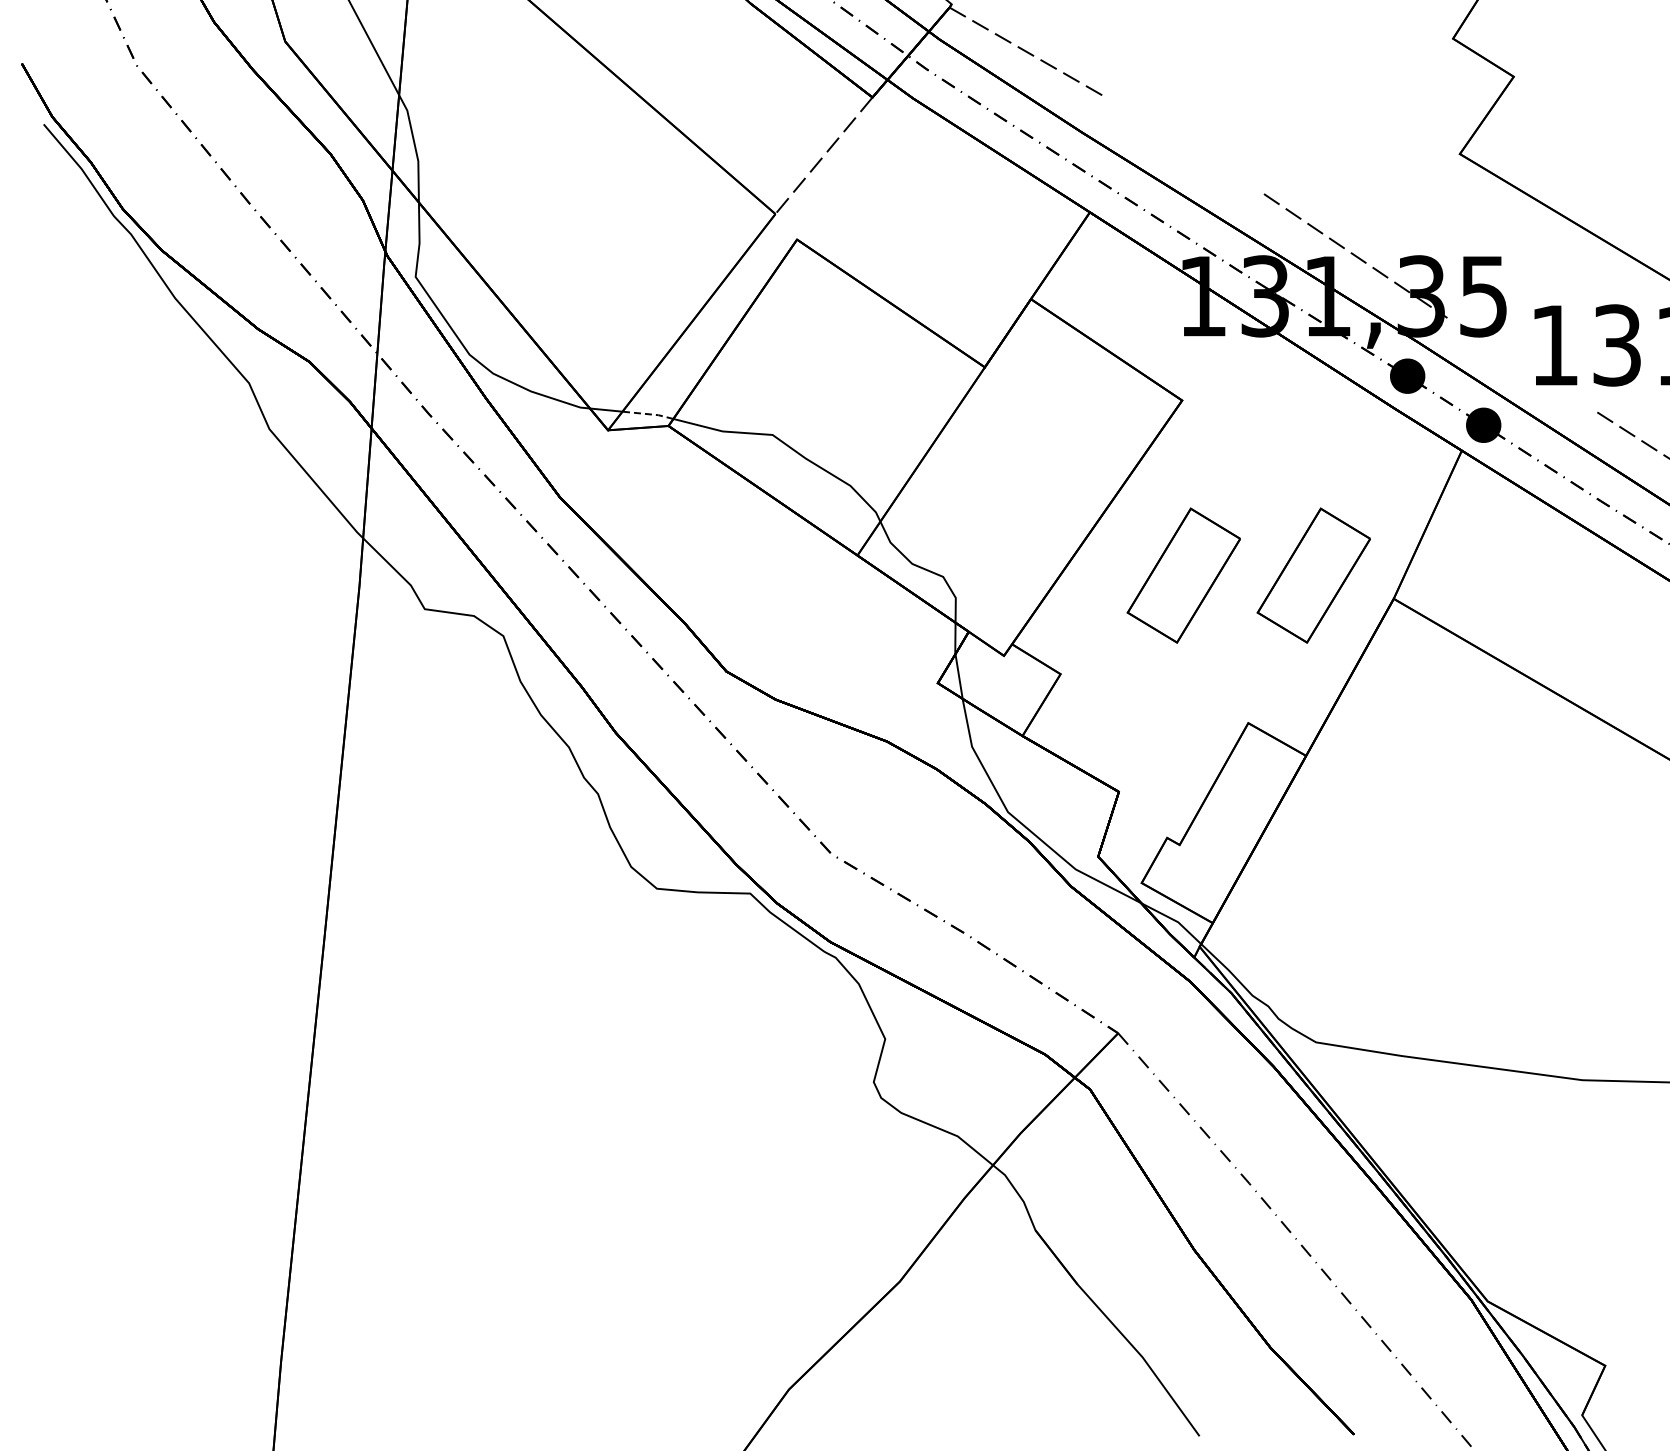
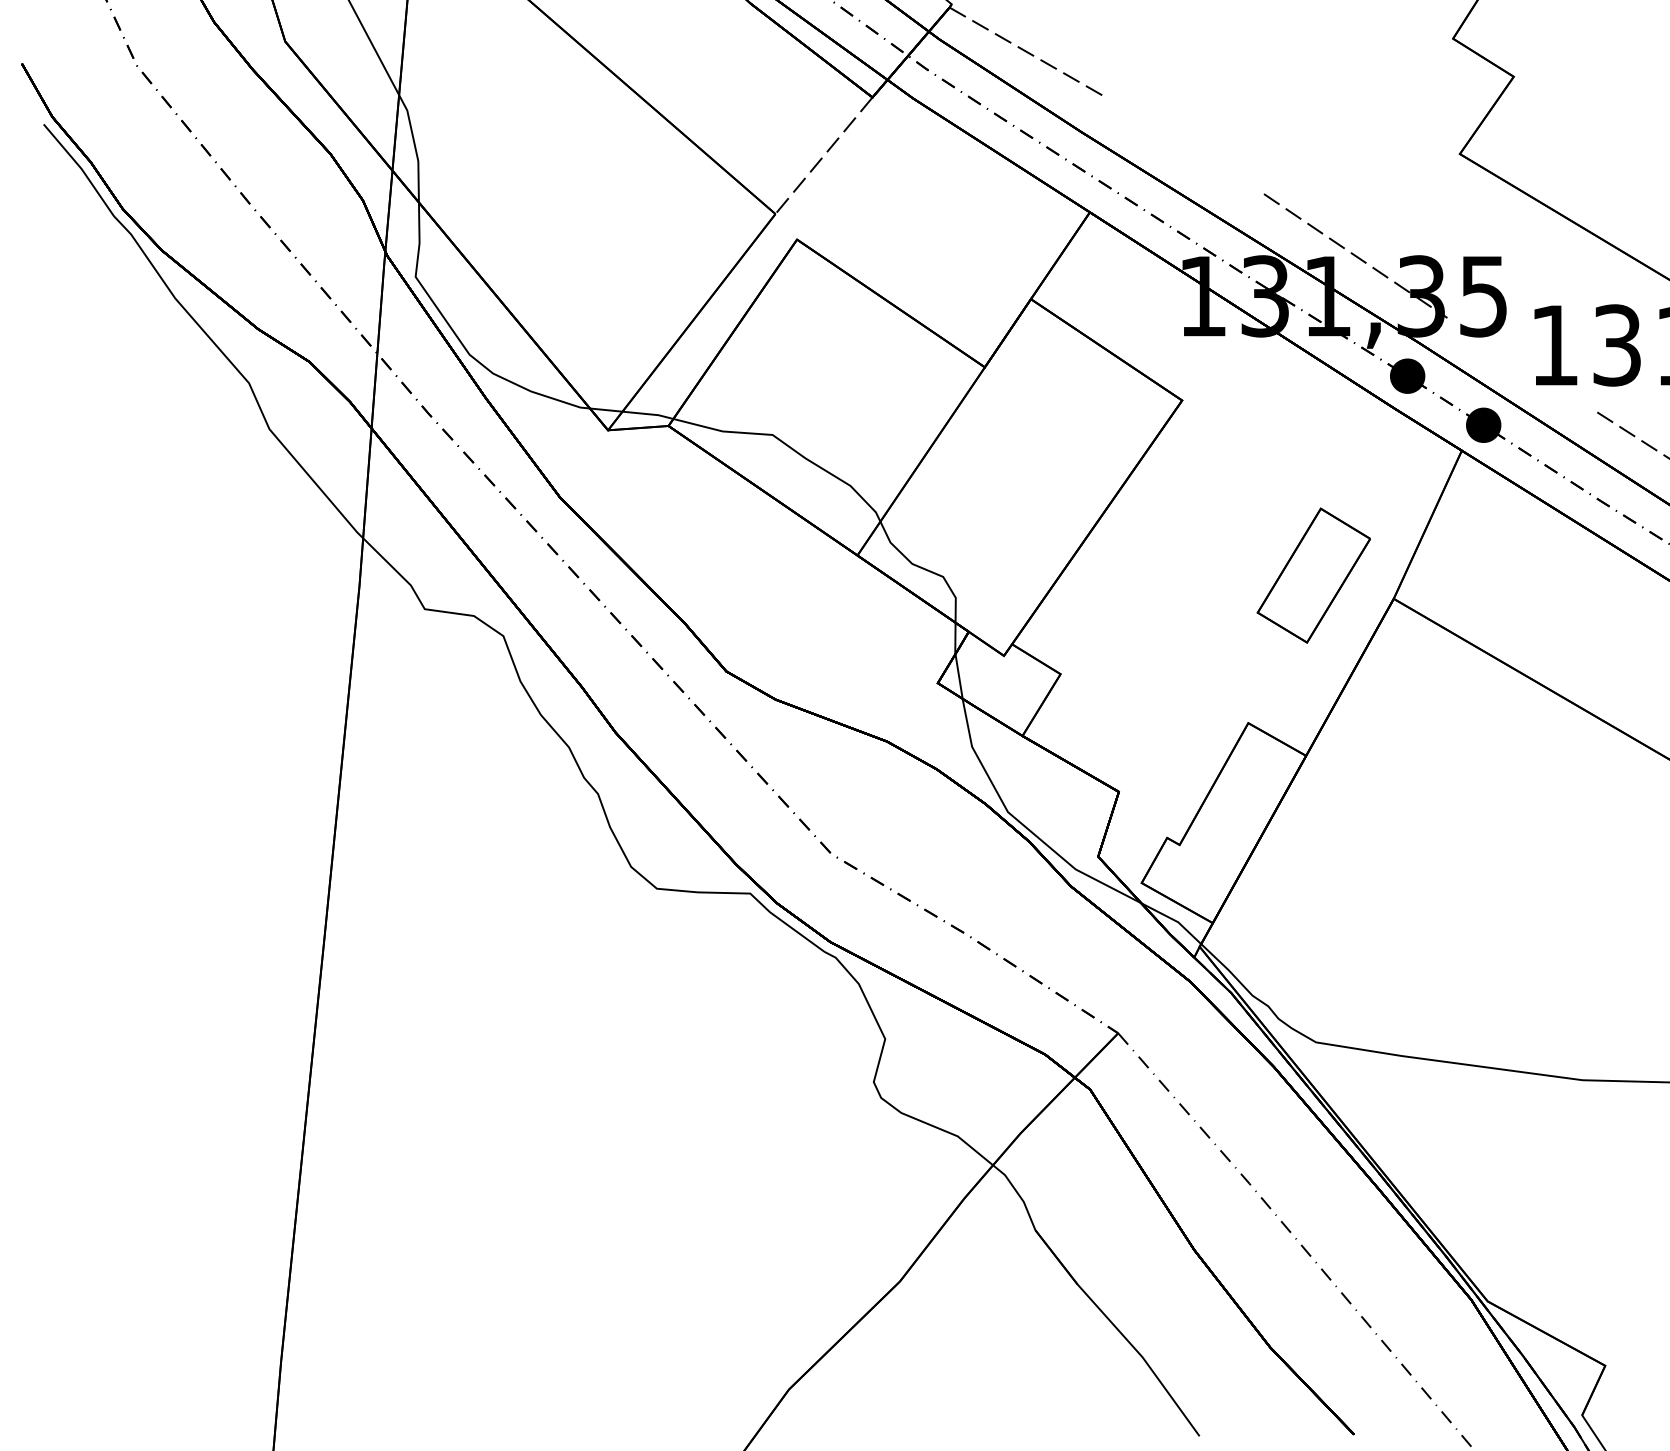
line: dashed -> solid (648, 414)
part: present -> none (1183, 575)
